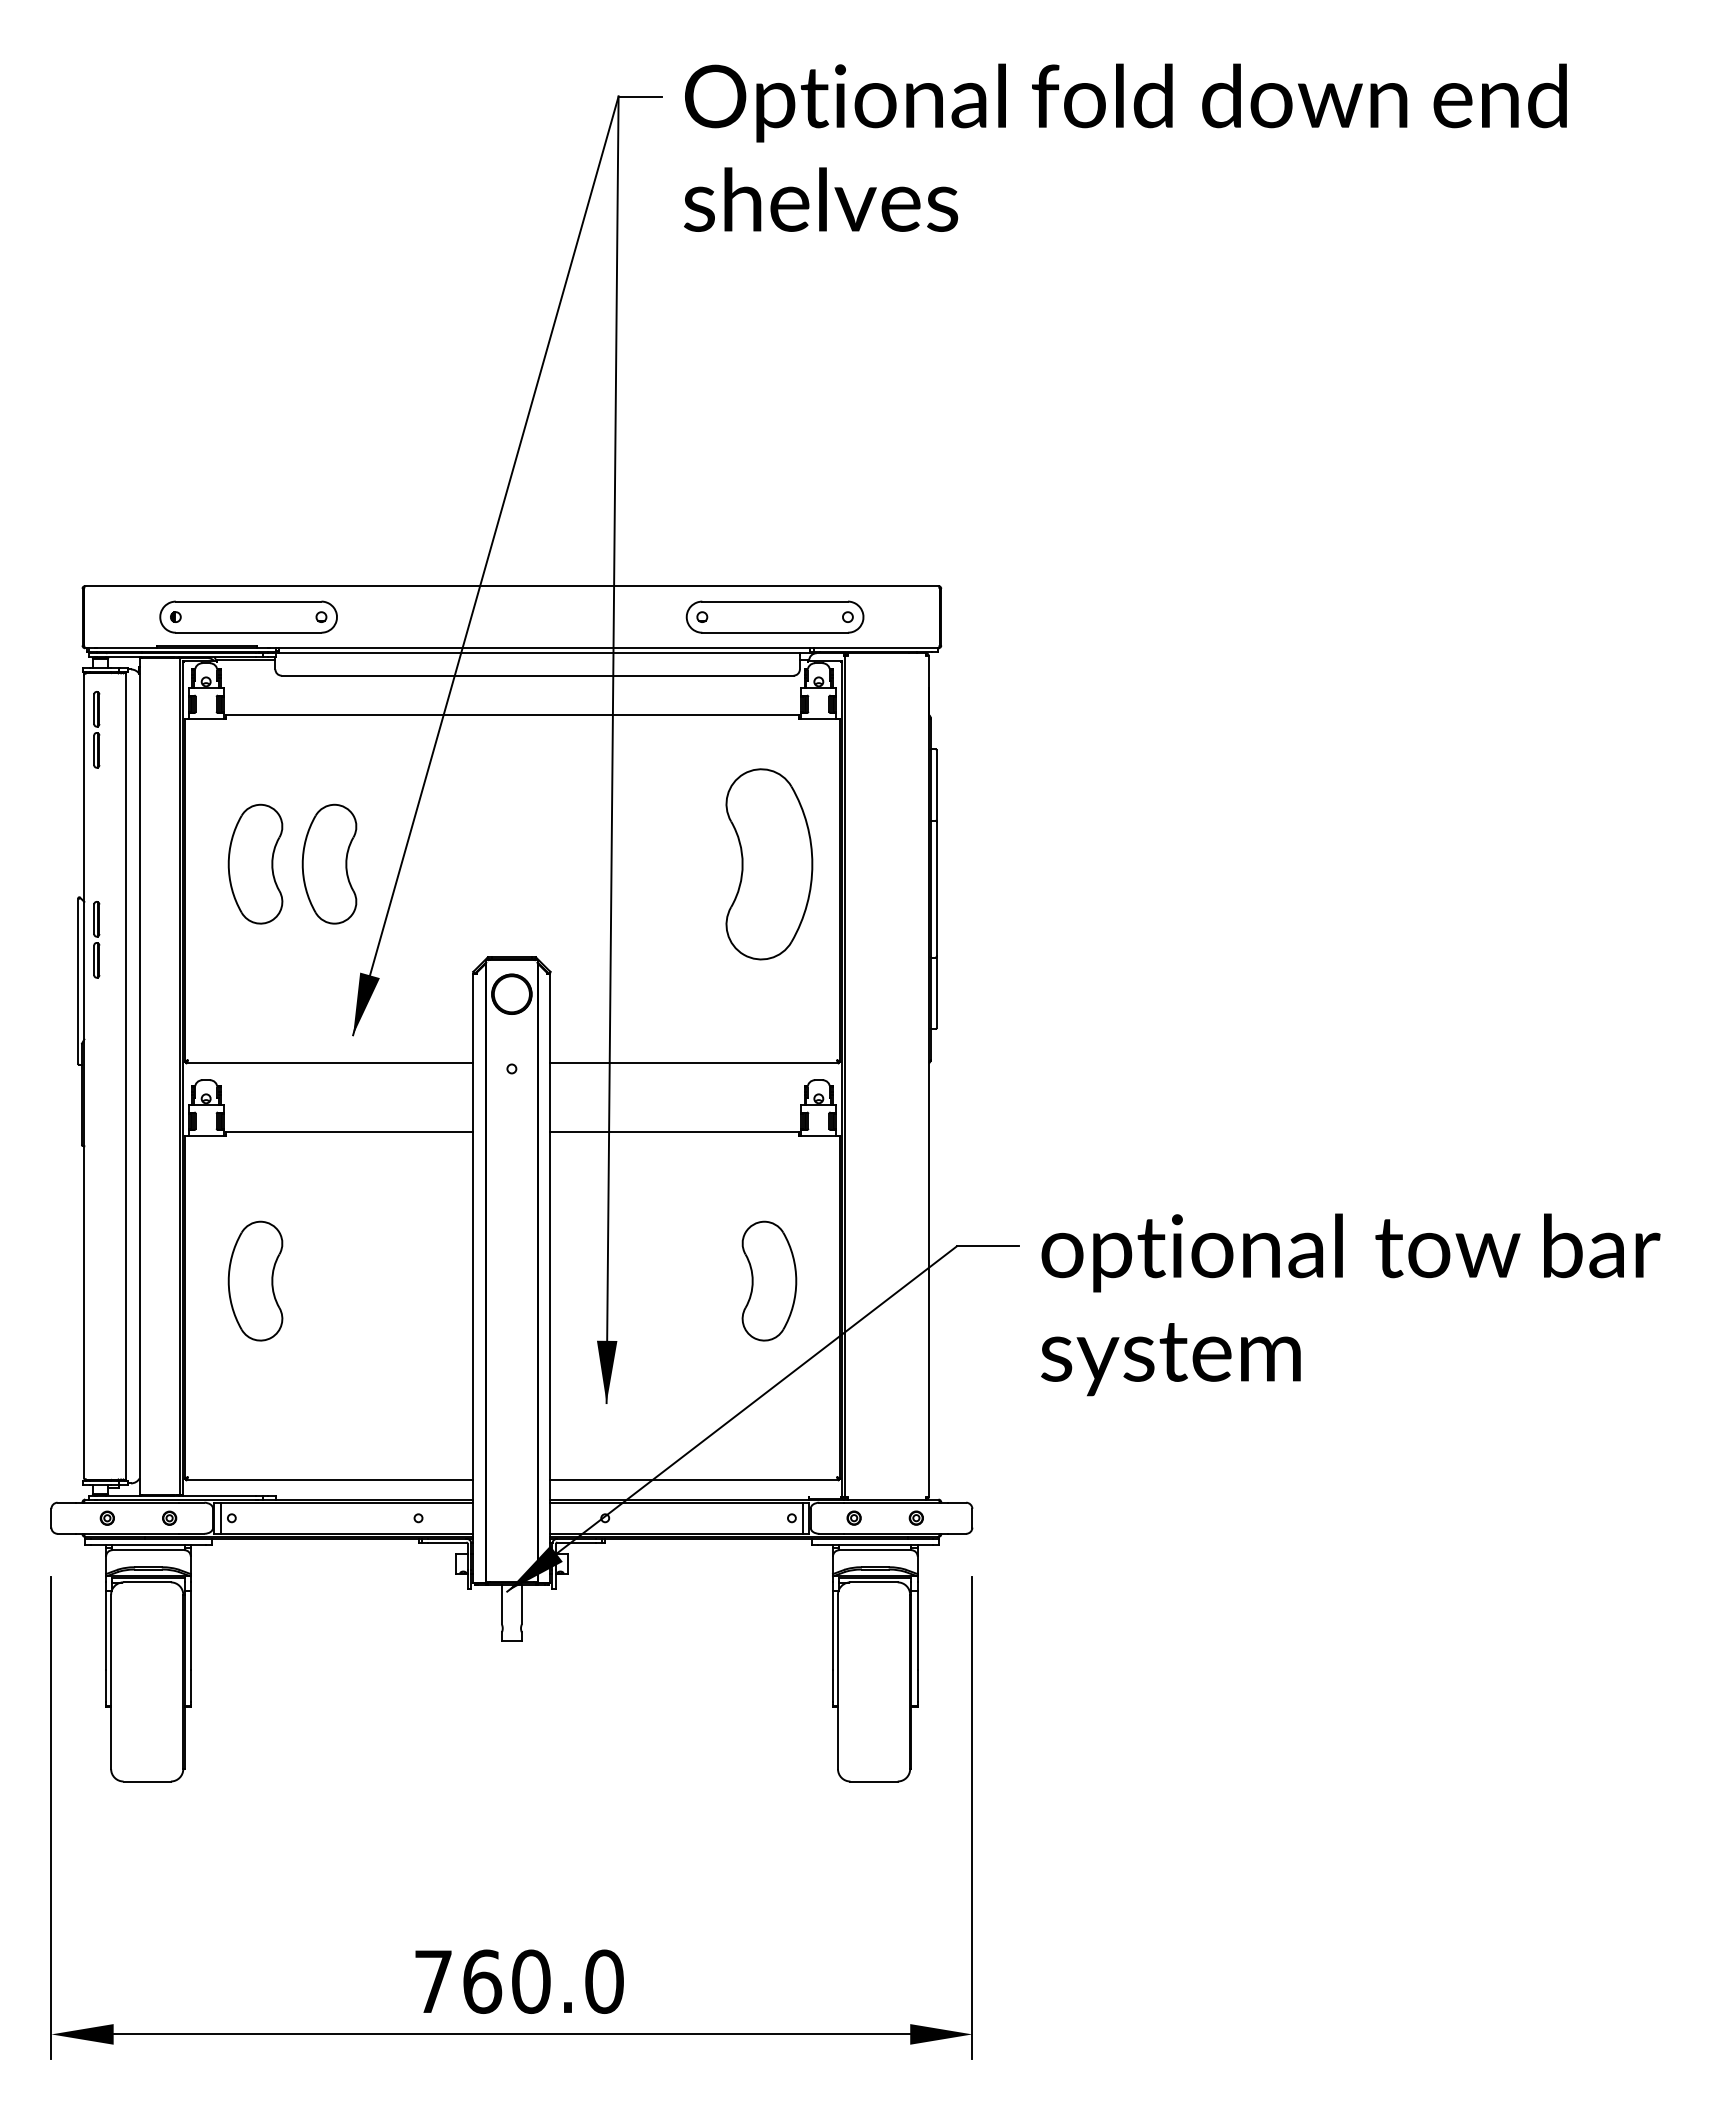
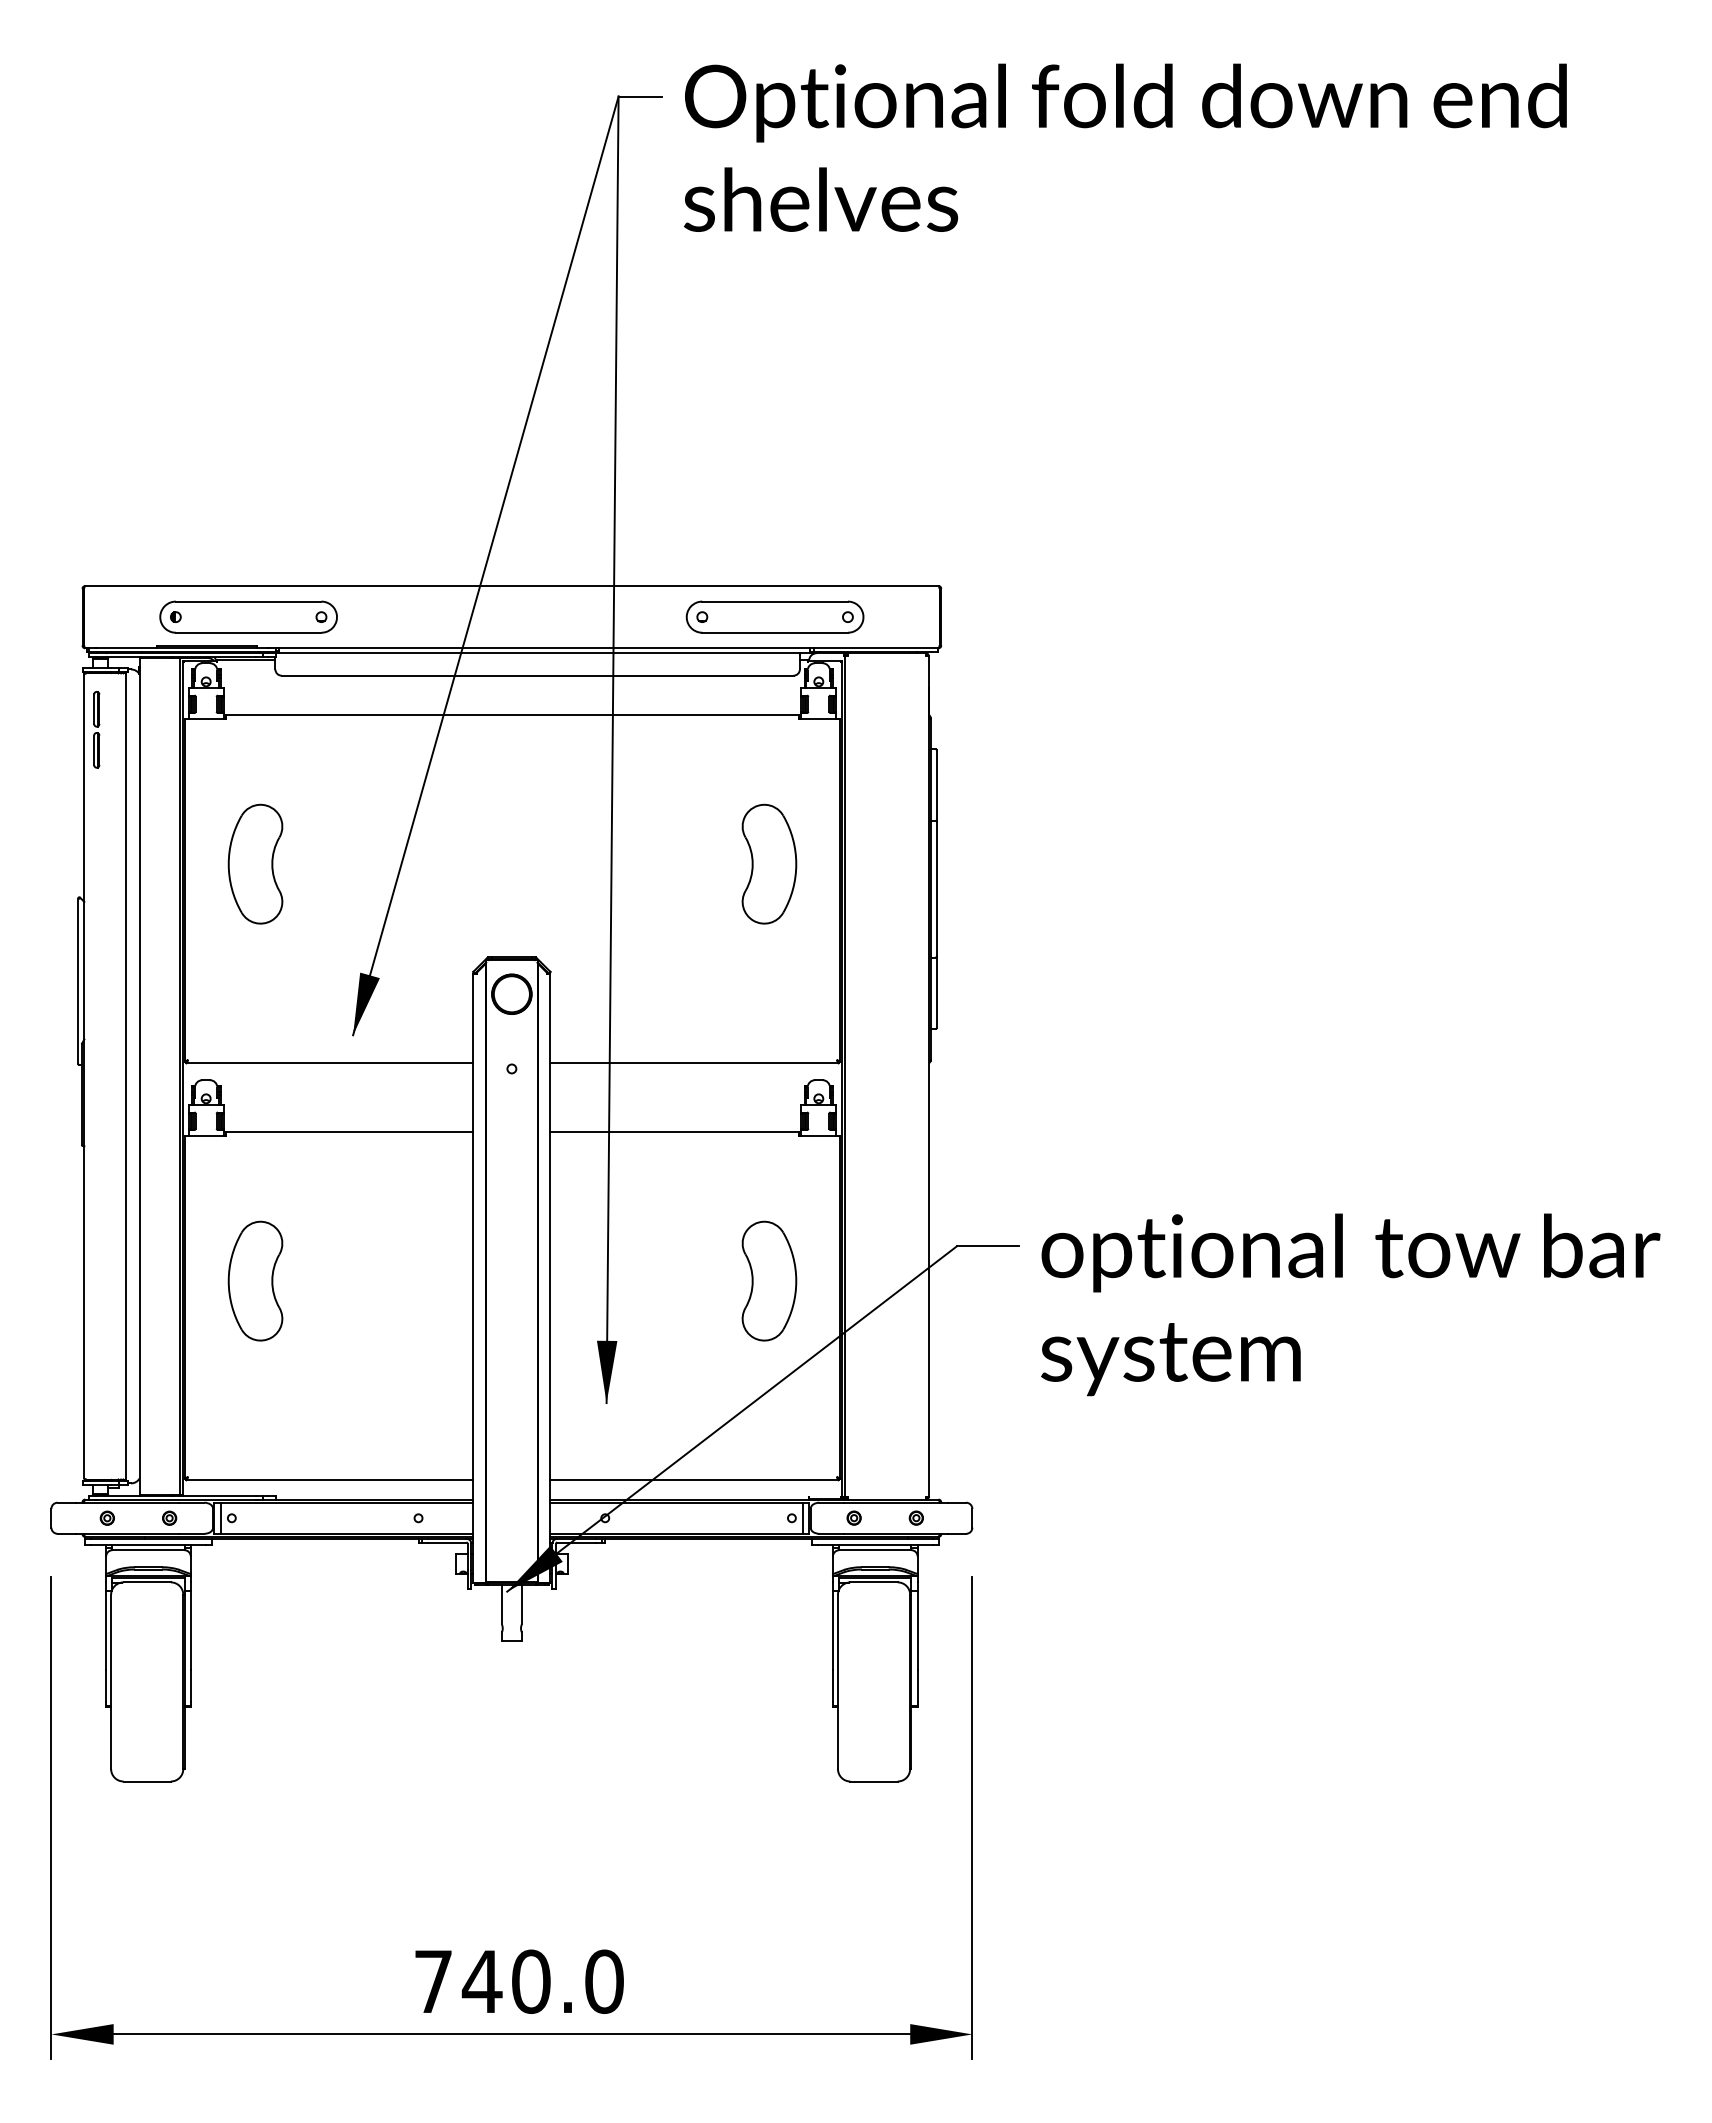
part: present -> none (329, 863)
part size: 89x193 px -> 57x122 px (769, 863)
part: present -> none (96, 939)
text: 760.0 -> 740.0 (481, 1981)
